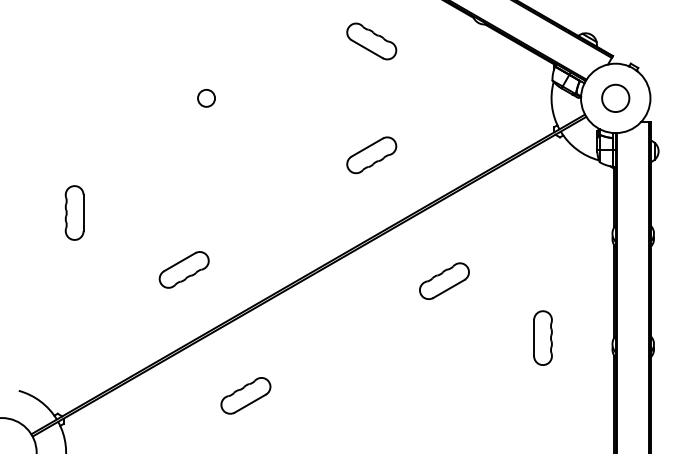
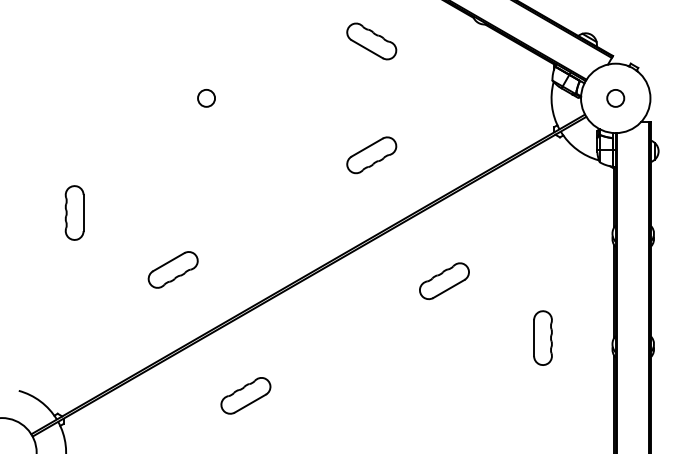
circle diameter: 27 px -> 17 px (615, 97)
part position: (183, 269) -> (172, 269) (172, 269)
